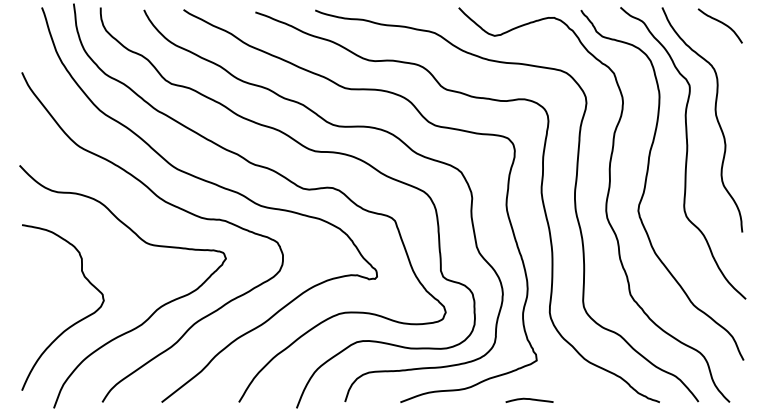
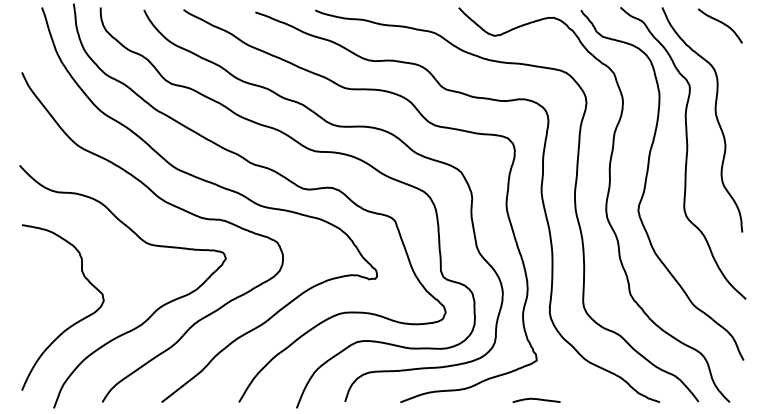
curve position: (529, 399) -> (536, 399) (536, 399)
